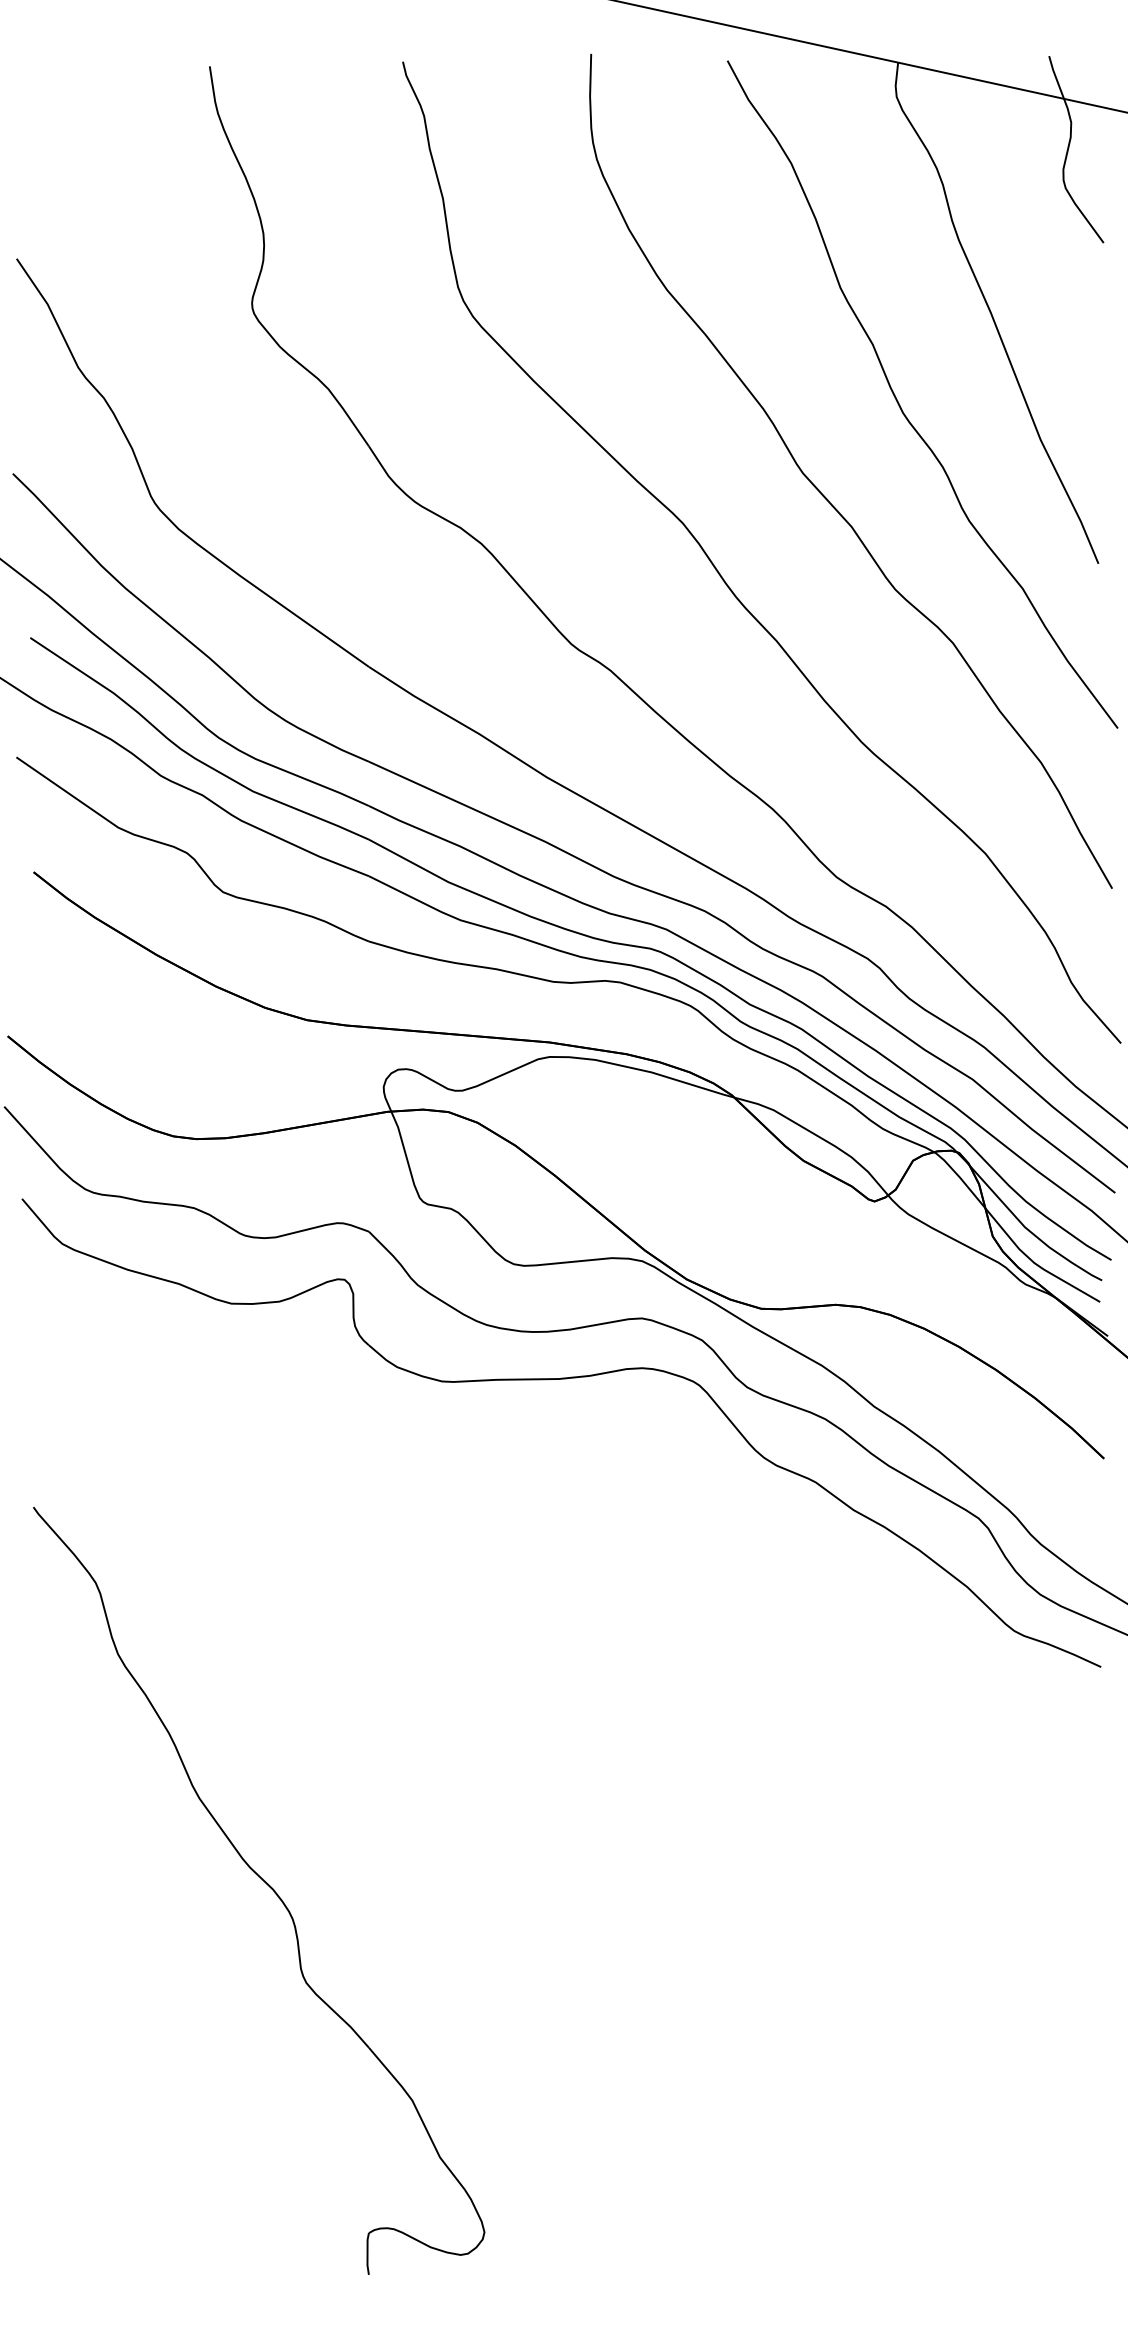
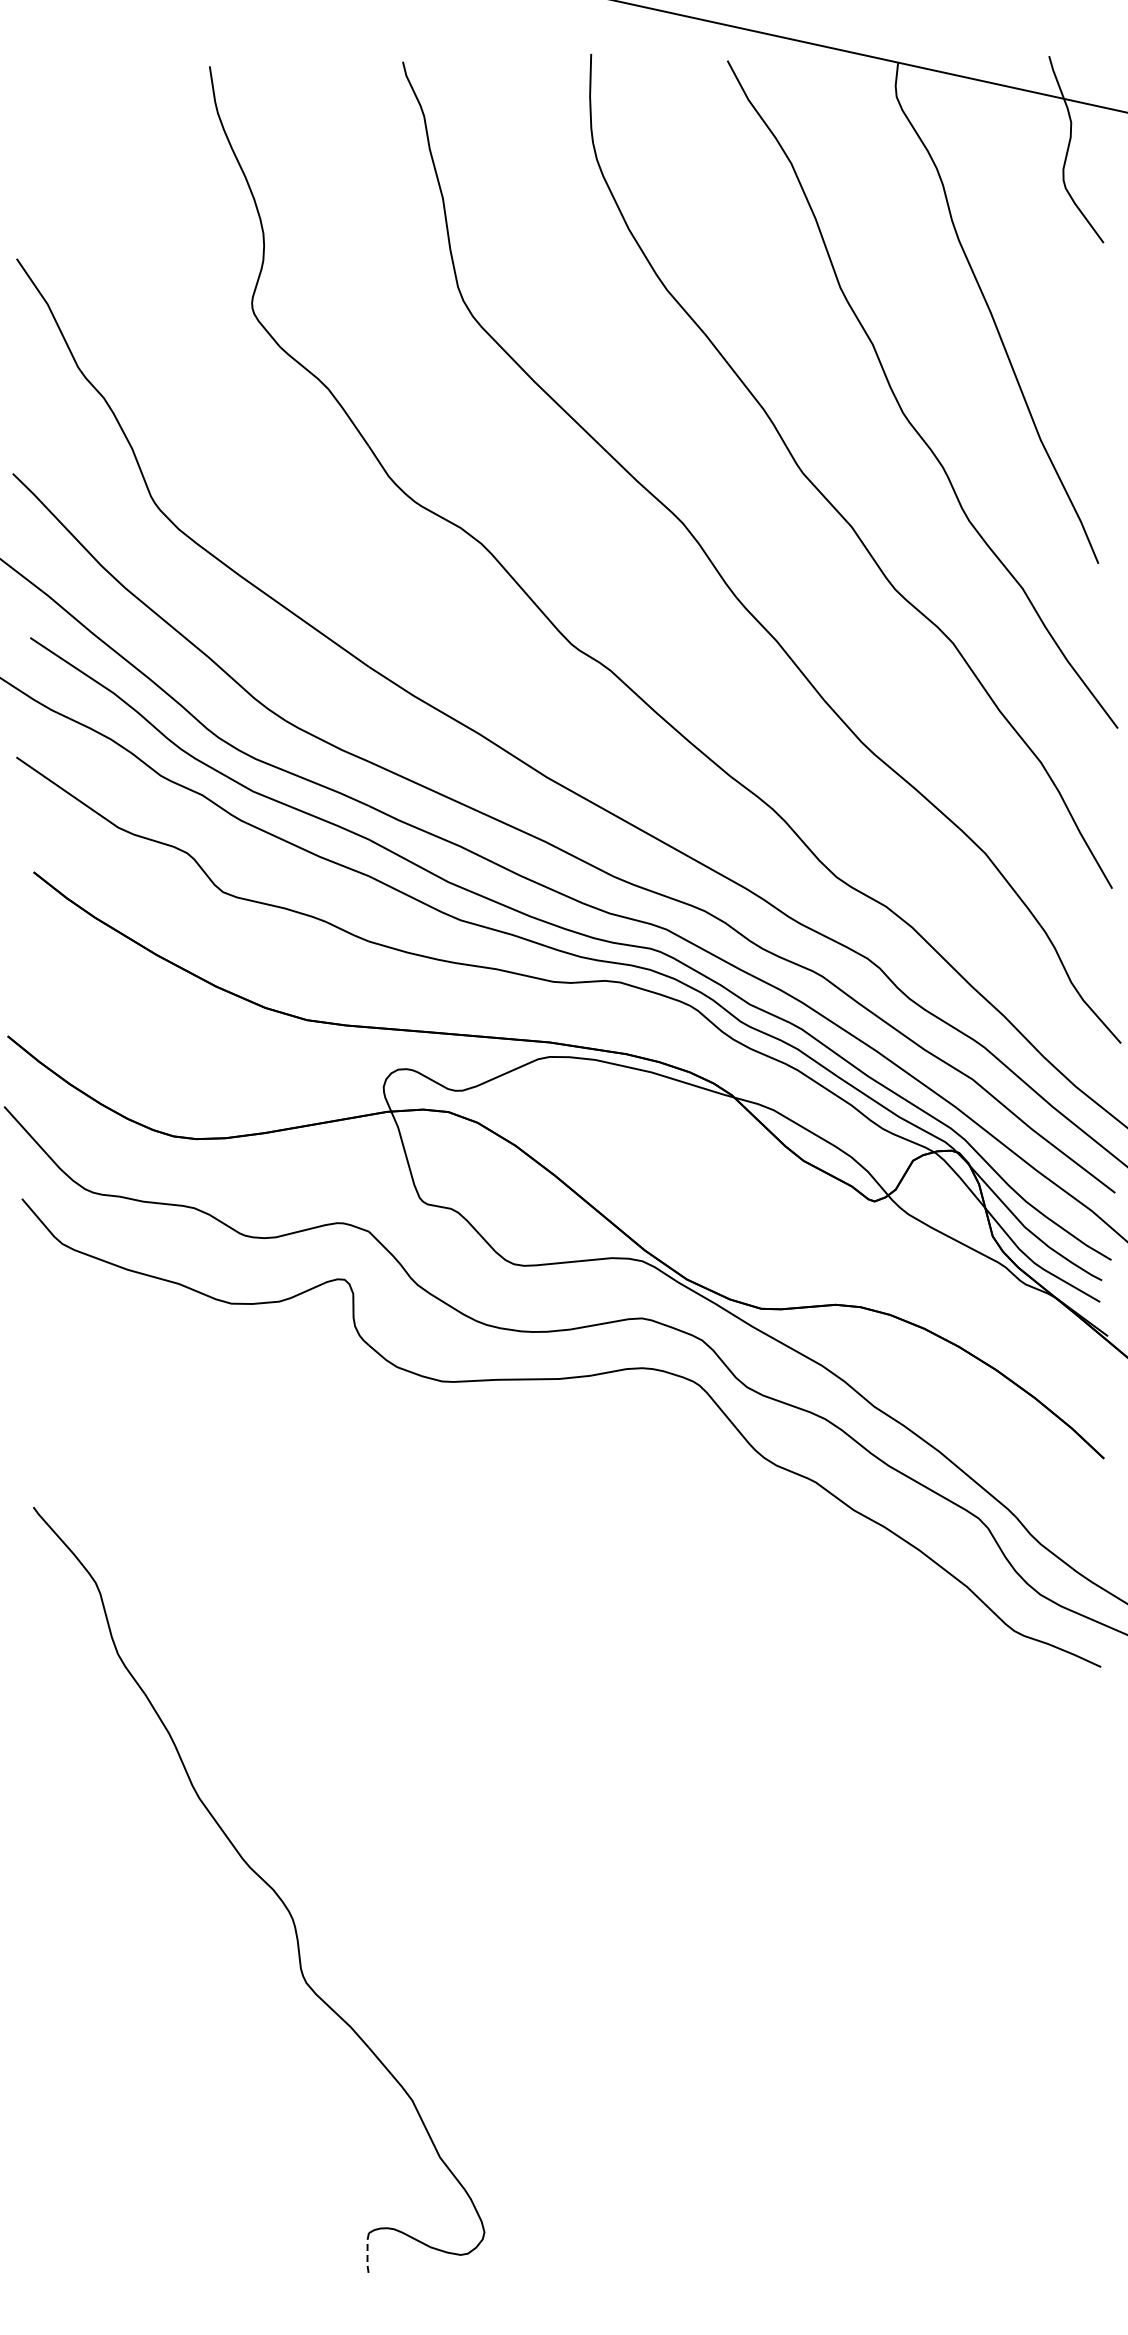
line: solid -> dashed (367, 2254)
